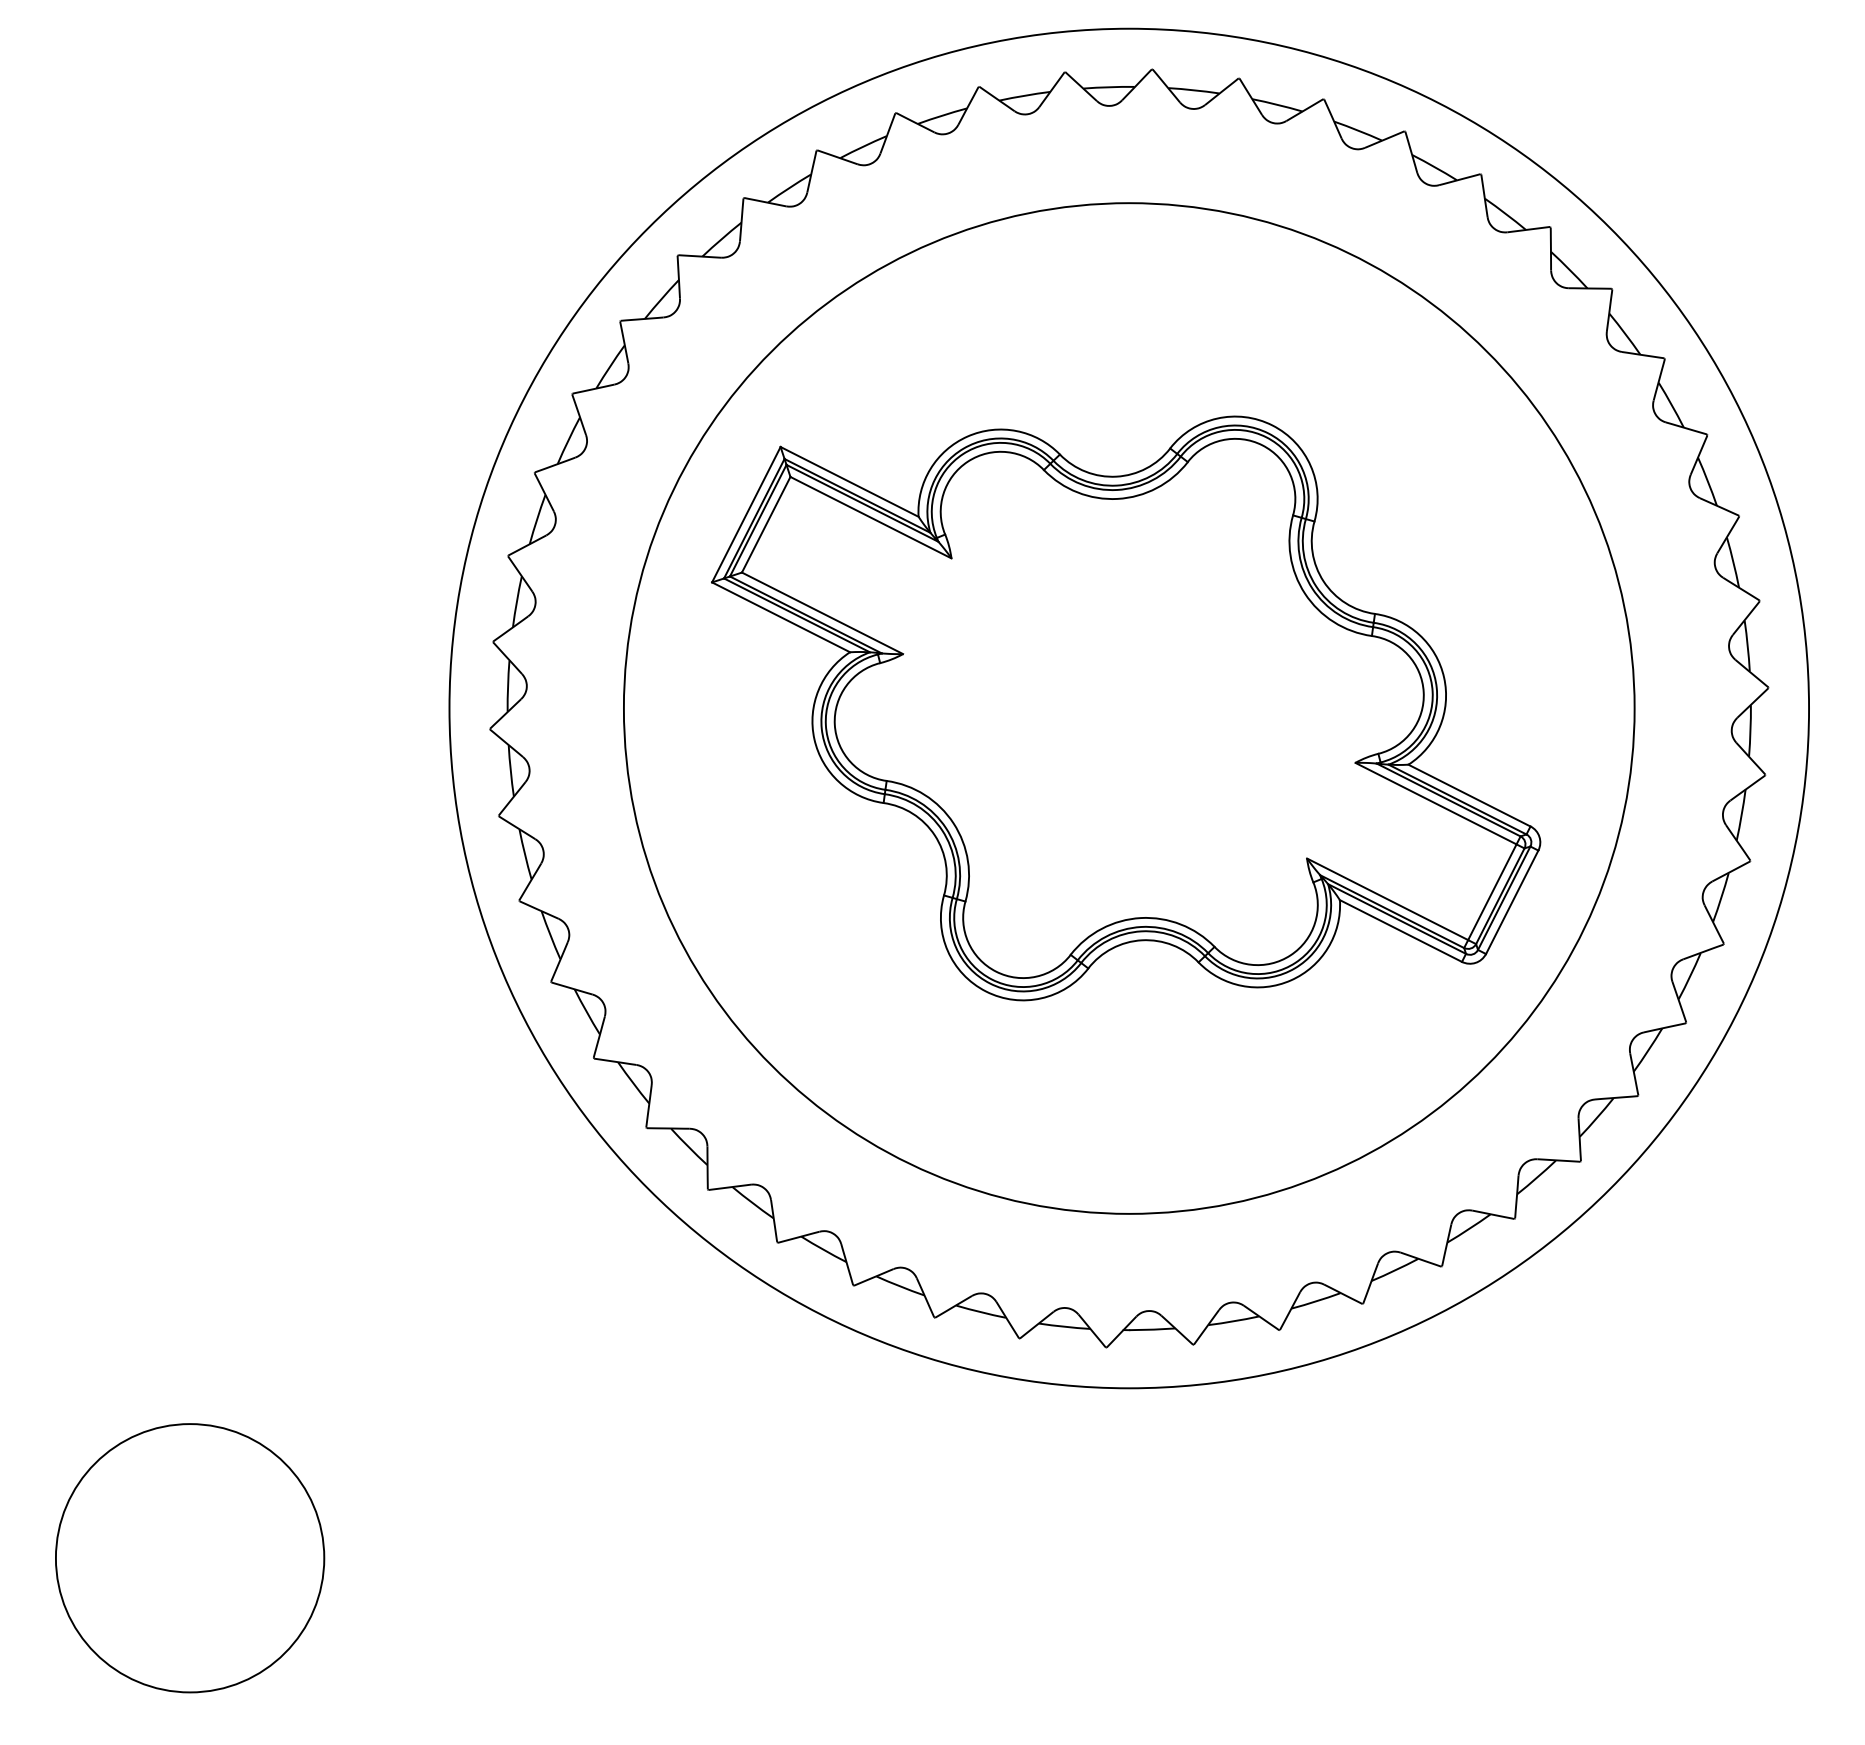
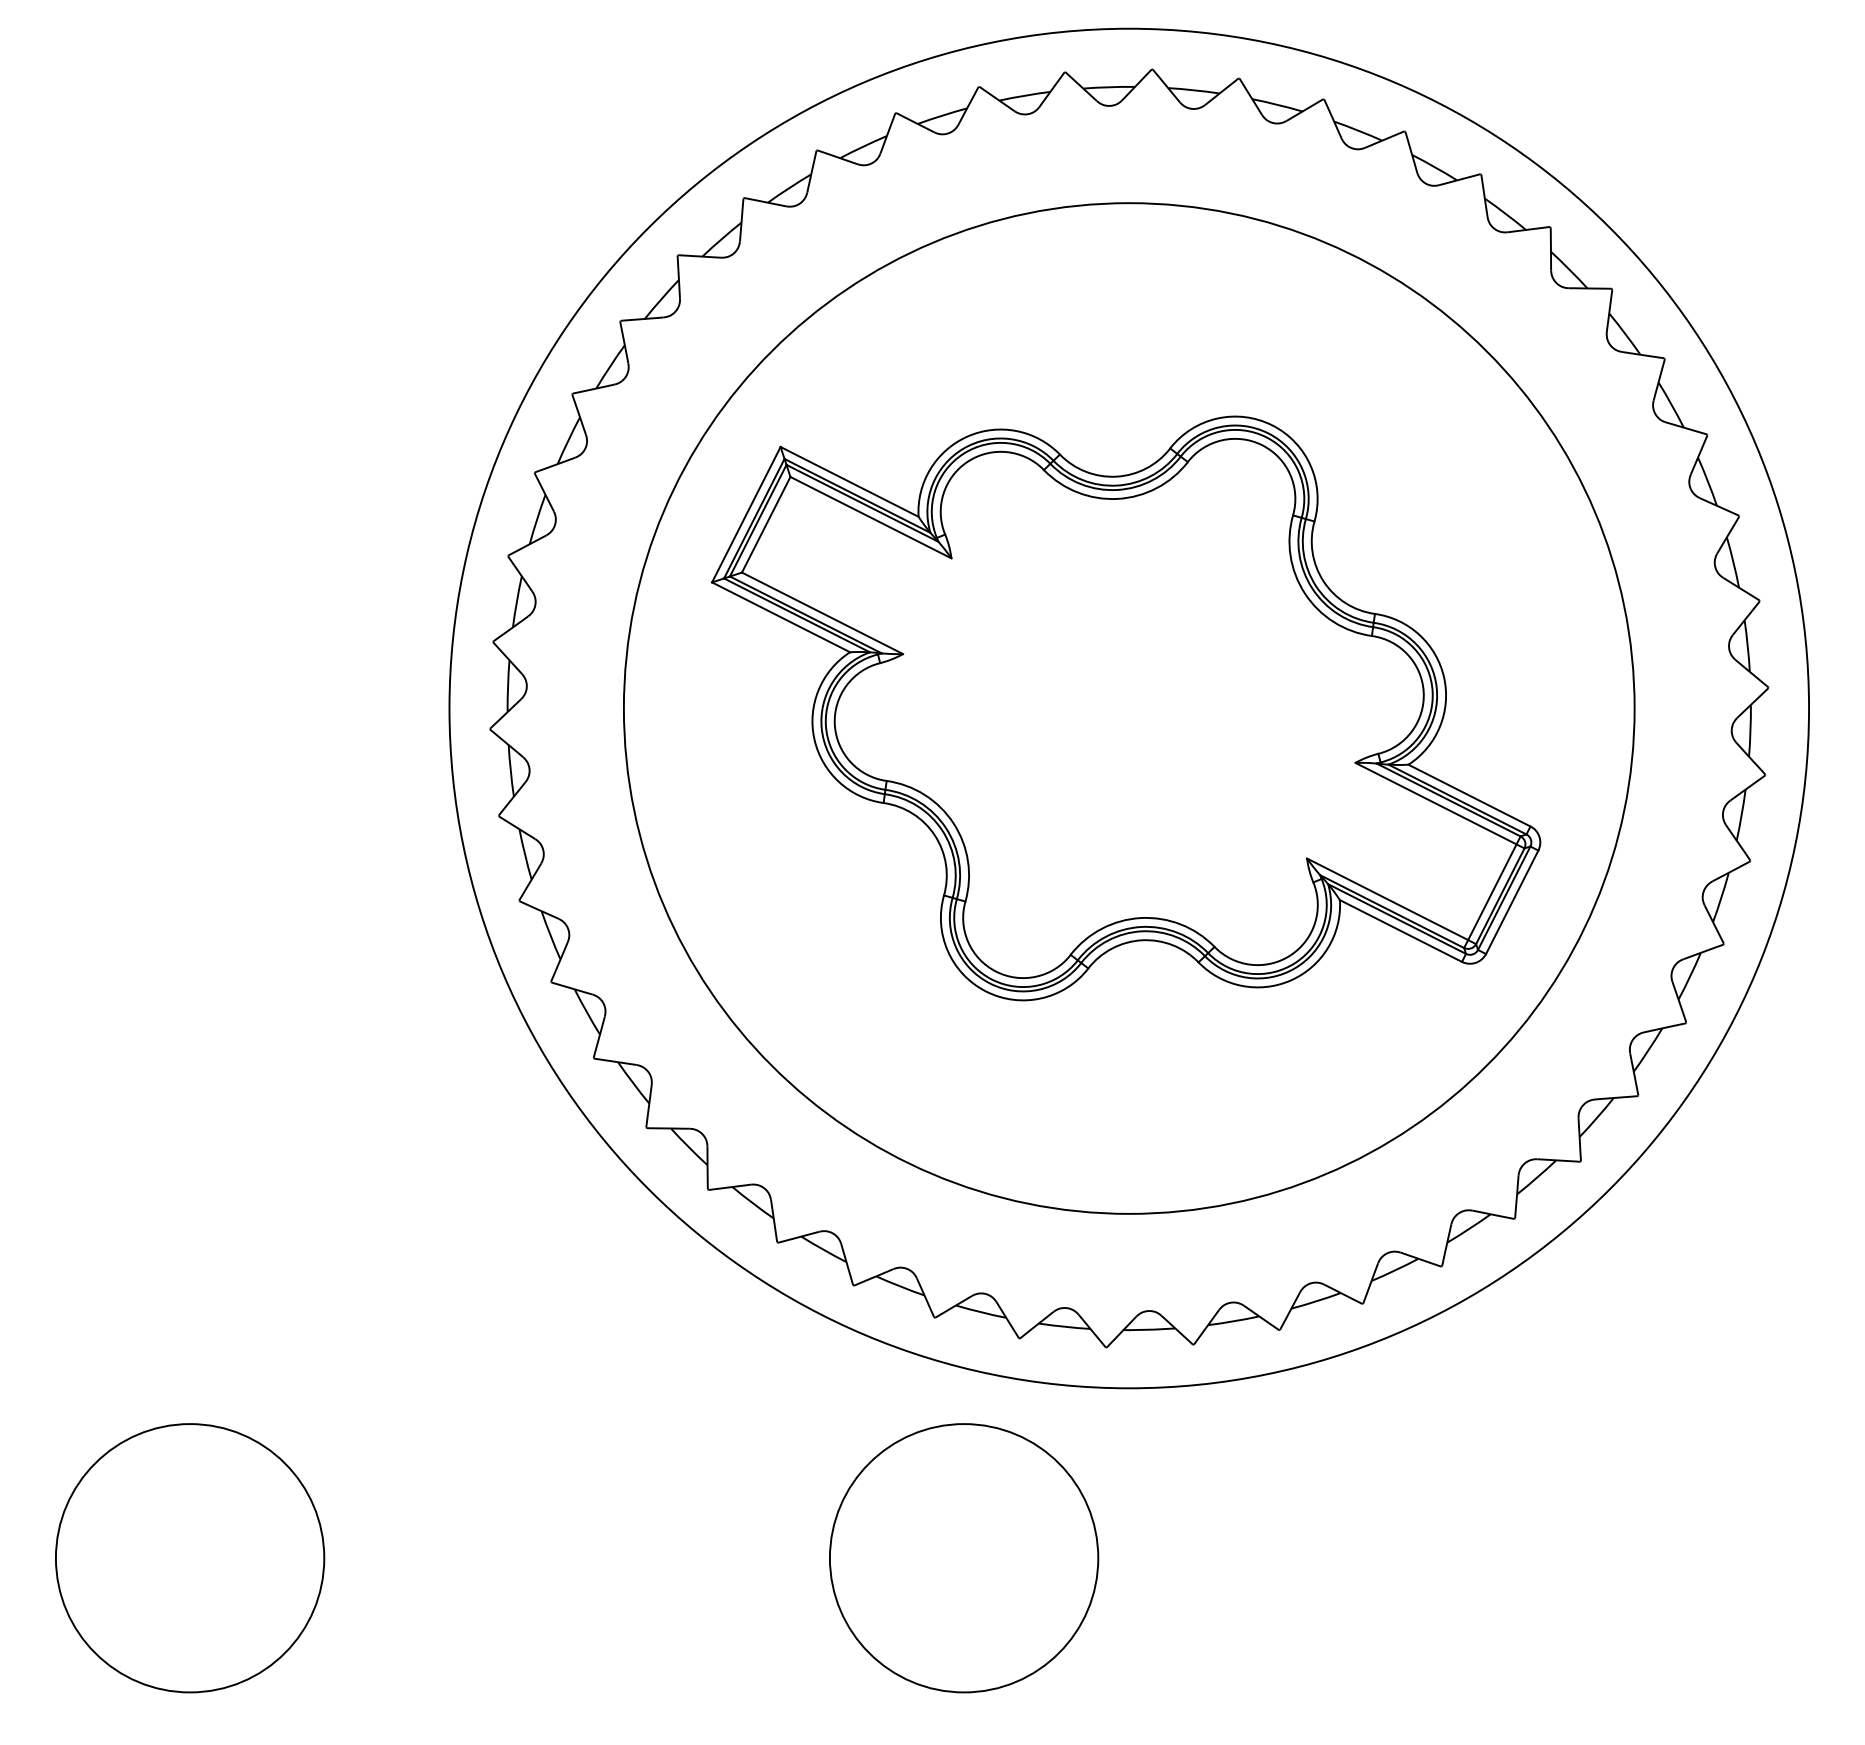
circle: none -> present (964, 1558)
